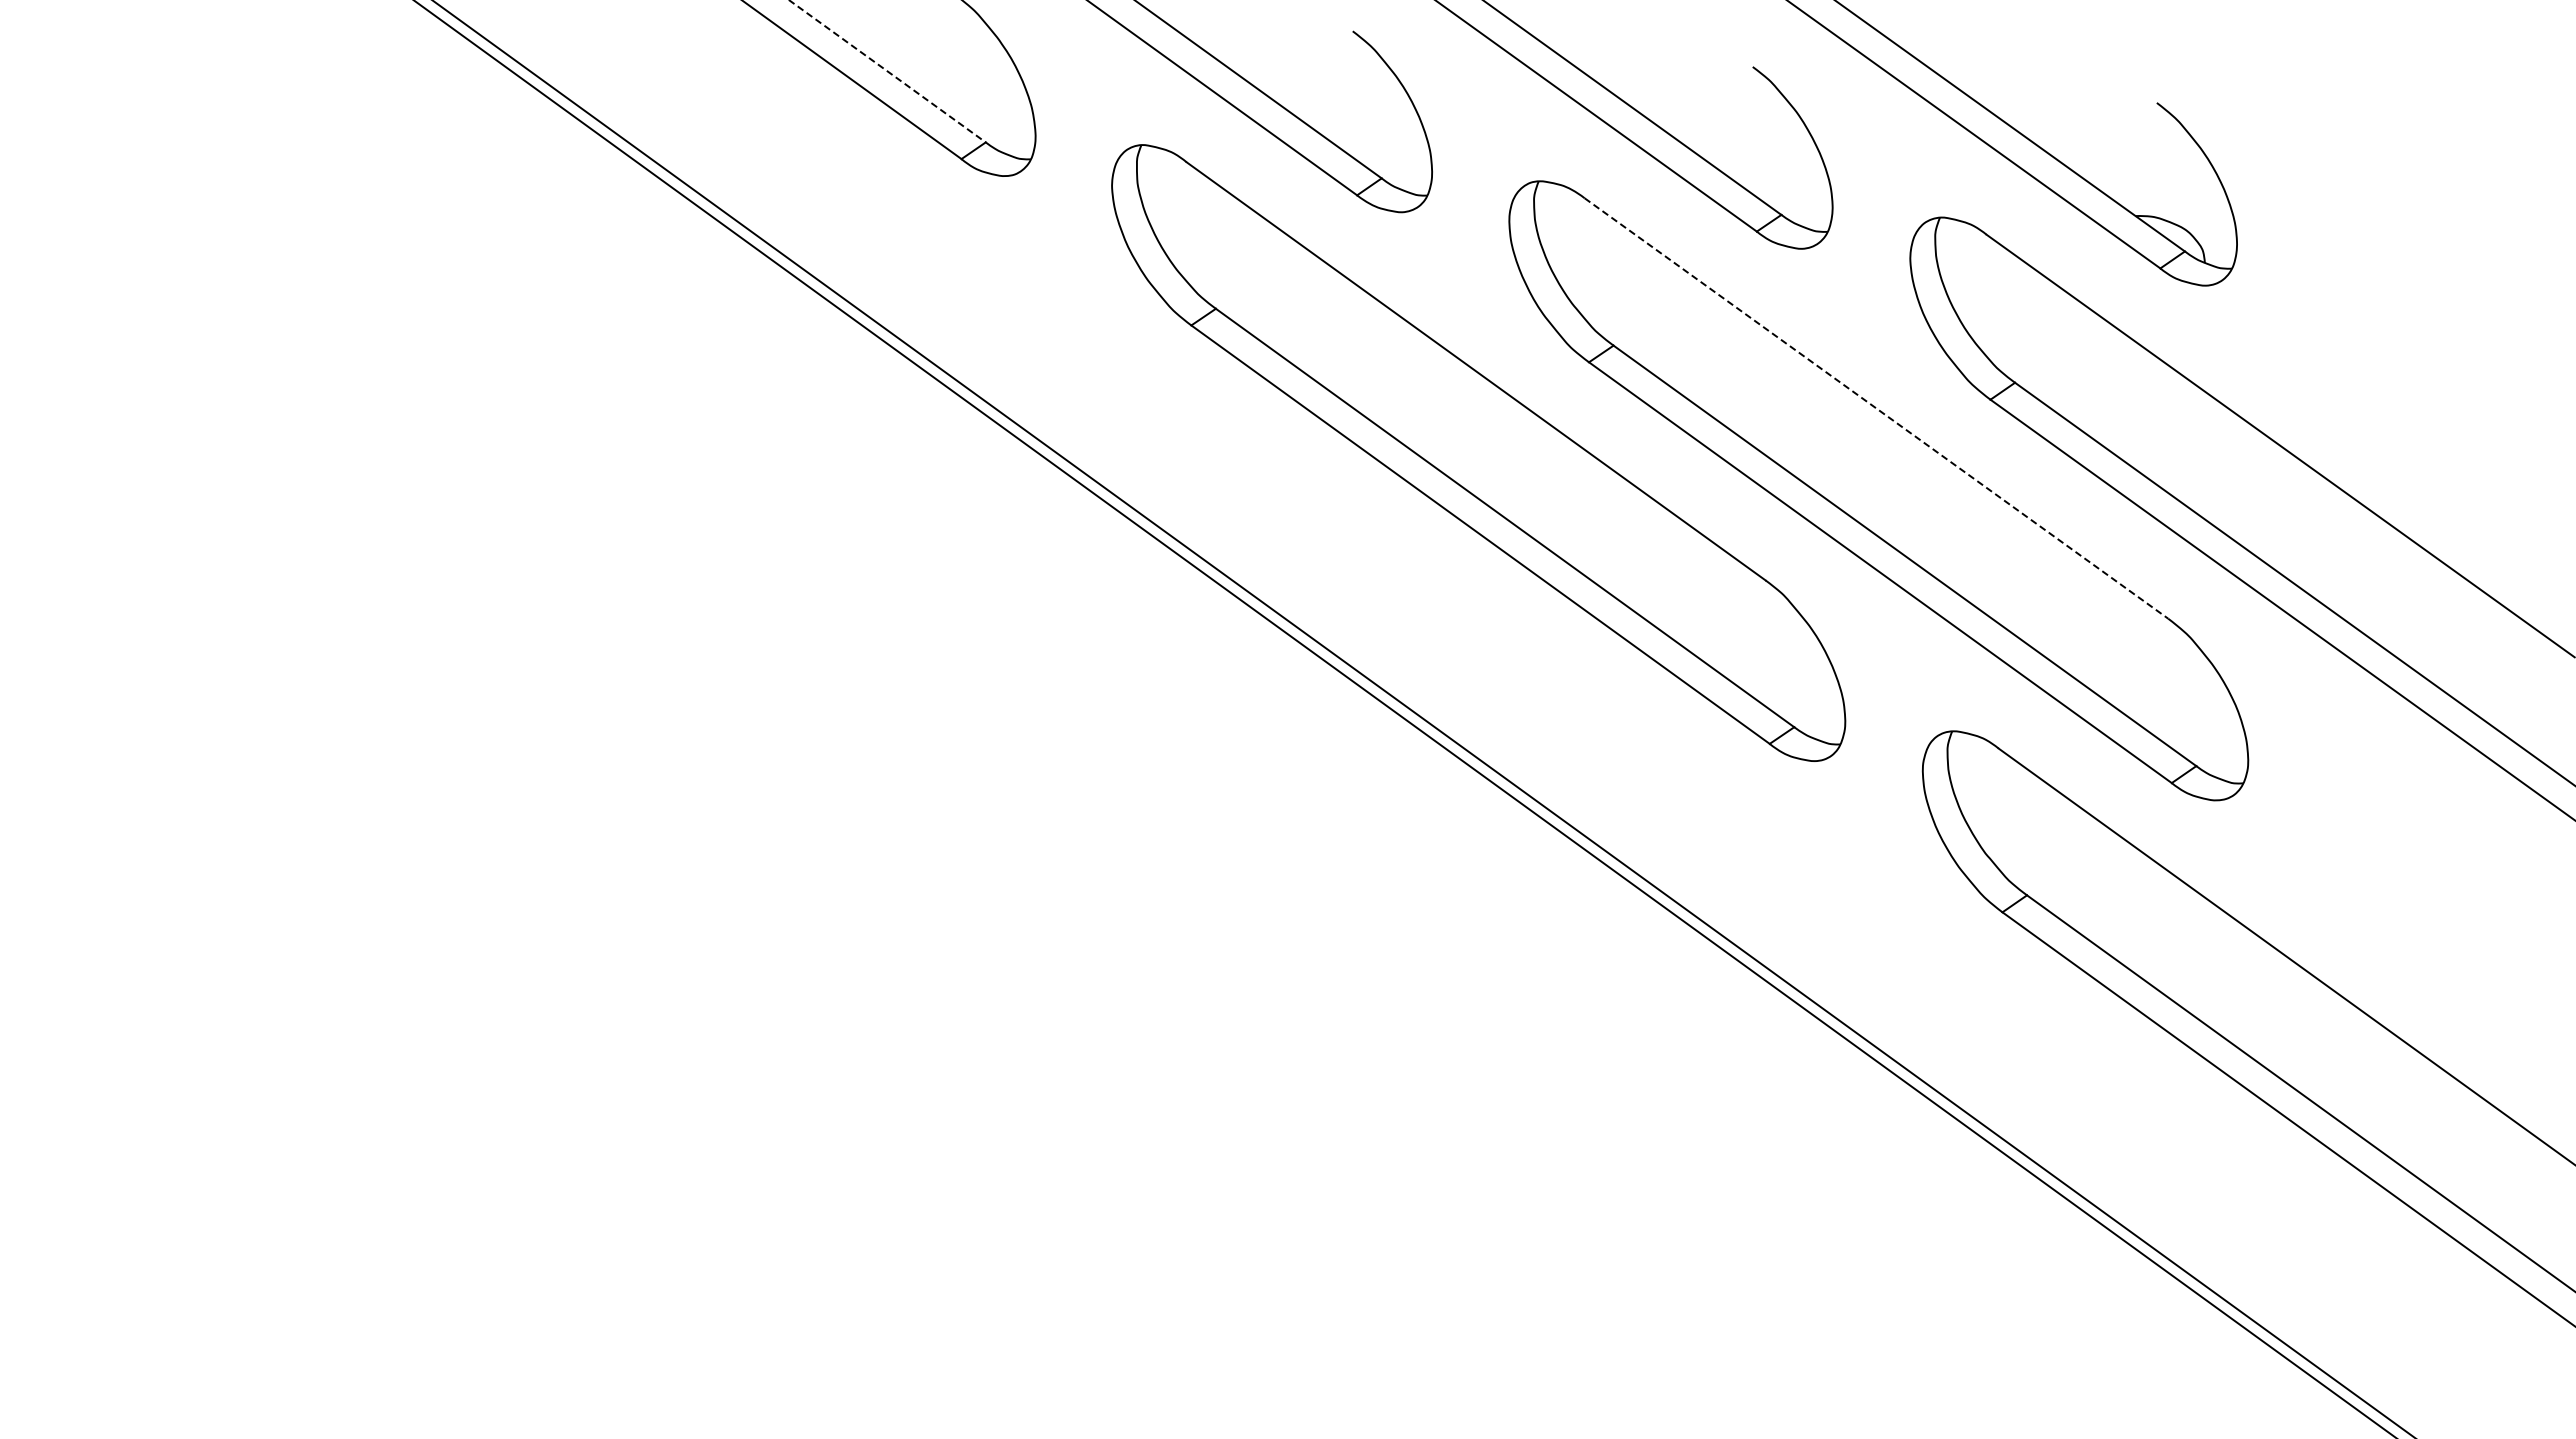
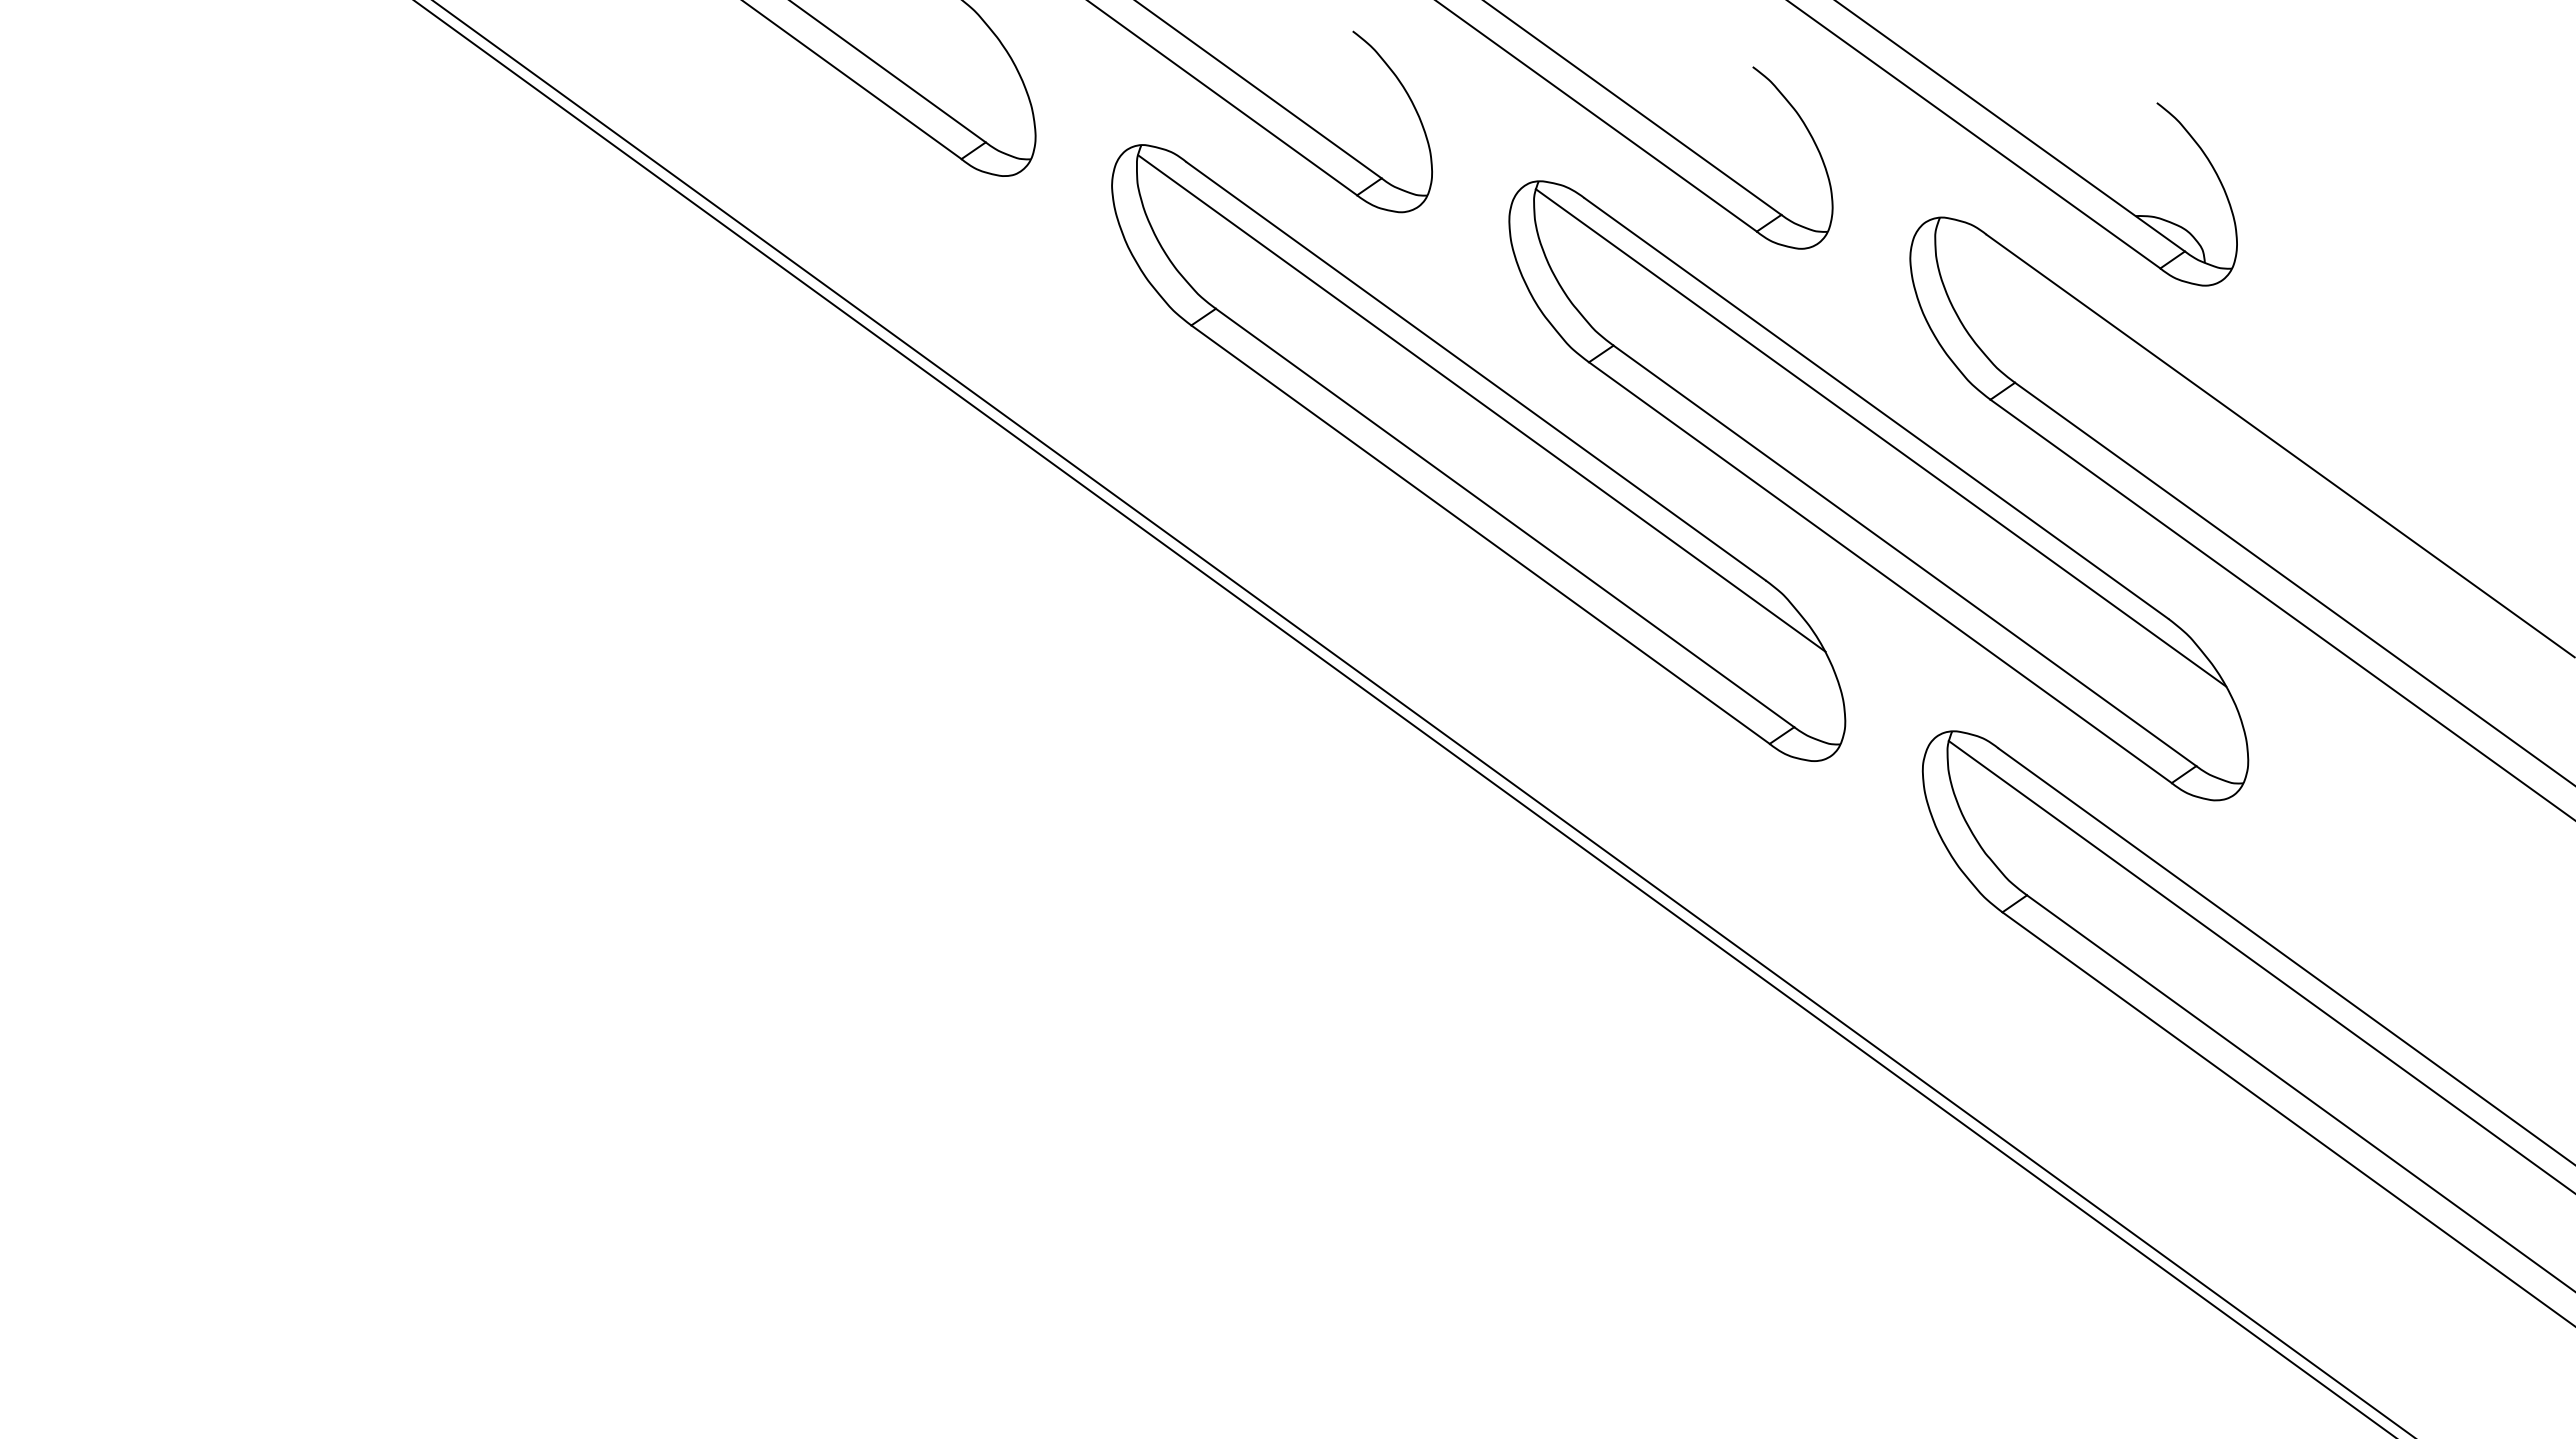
line: dashed -> solid (887, 71)
line: none -> present (1481, 403)
line: dashed -> solid (1876, 408)
line: none -> present (1880, 437)
line: none -> present (2260, 965)
